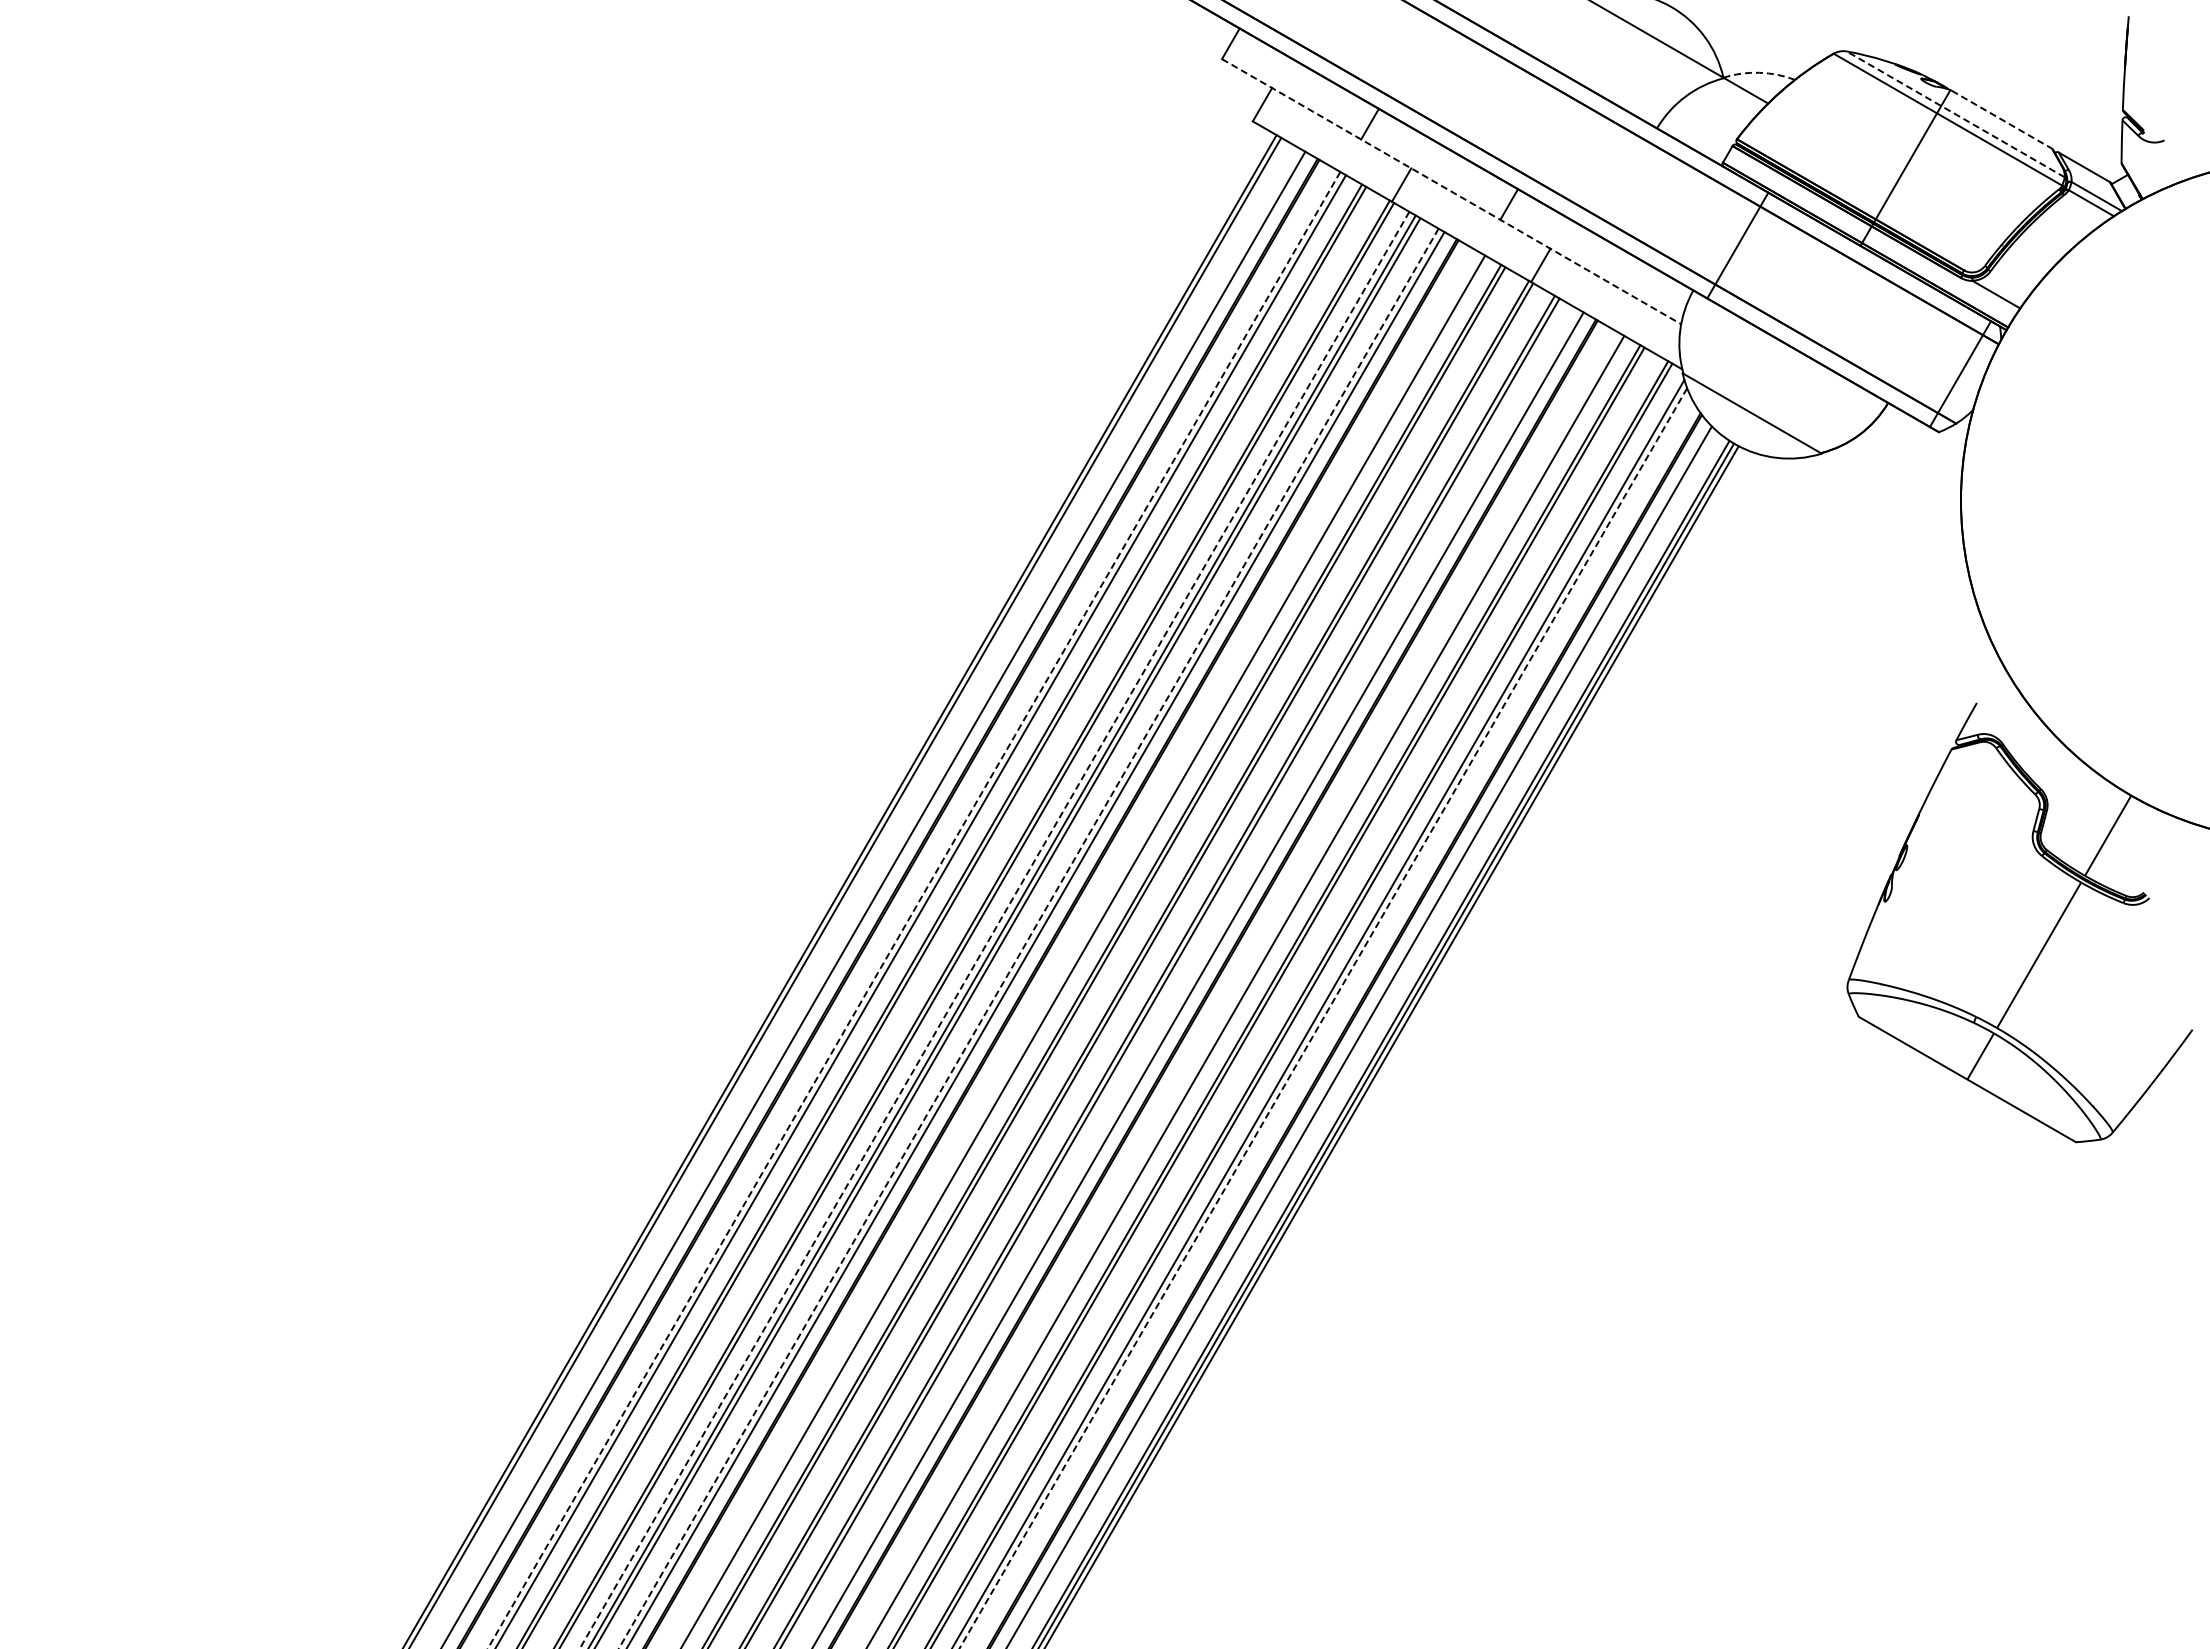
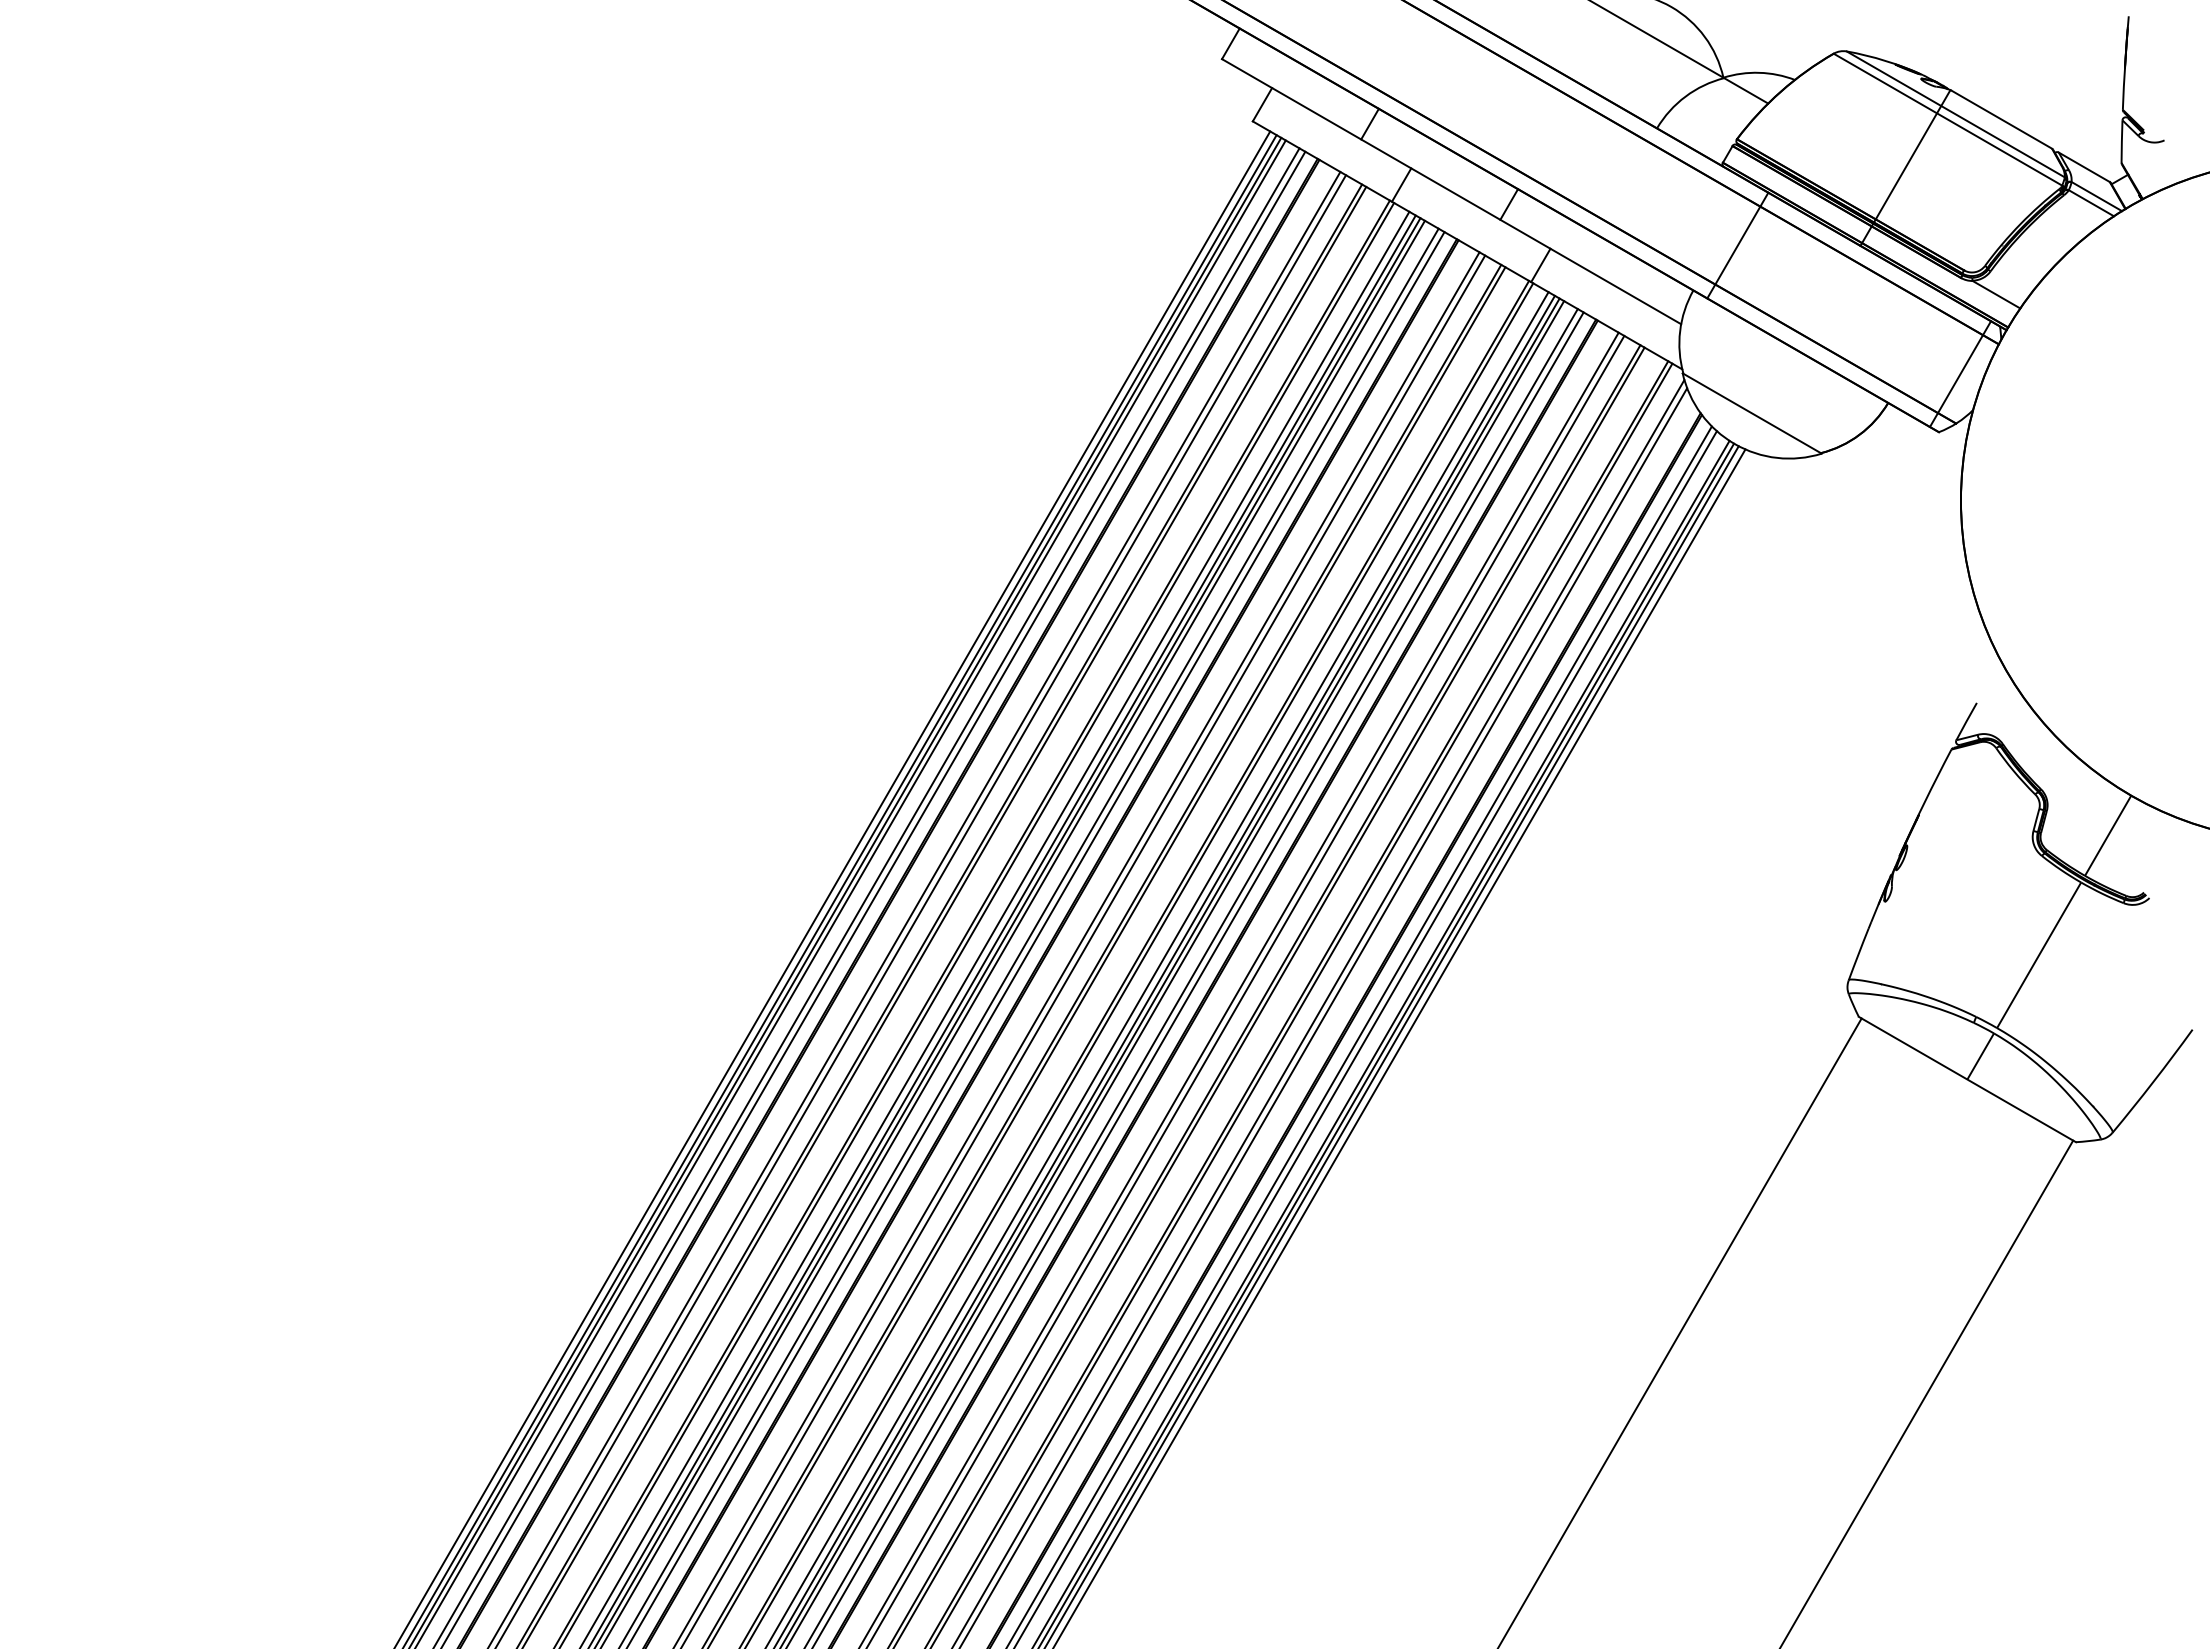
arc: dashed -> solid (1759, 72)
line: dashed -> solid (1955, 114)
line: dashed -> solid (2001, 119)
line: dashed -> solid (1452, 191)
line: none -> present (833, 888)
line: none -> present (850, 892)
line: none -> present (866, 896)
line: dashed -> solid (914, 910)
line: dashed -> solid (994, 929)
line: none -> present (1013, 932)
line: dashed -> solid (1028, 939)
line: none -> present (1076, 948)
line: none -> present (1157, 968)
line: none -> present (1176, 973)
line: none -> present (1191, 977)
line: none -> present (1239, 988)
line: dashed -> solid (1323, 1018)
line: none -> present (1365, 1038)
line: none -> present (1399, 1047)
line: none -> present (1680, 1331)
line: none -> present (1927, 1392)
